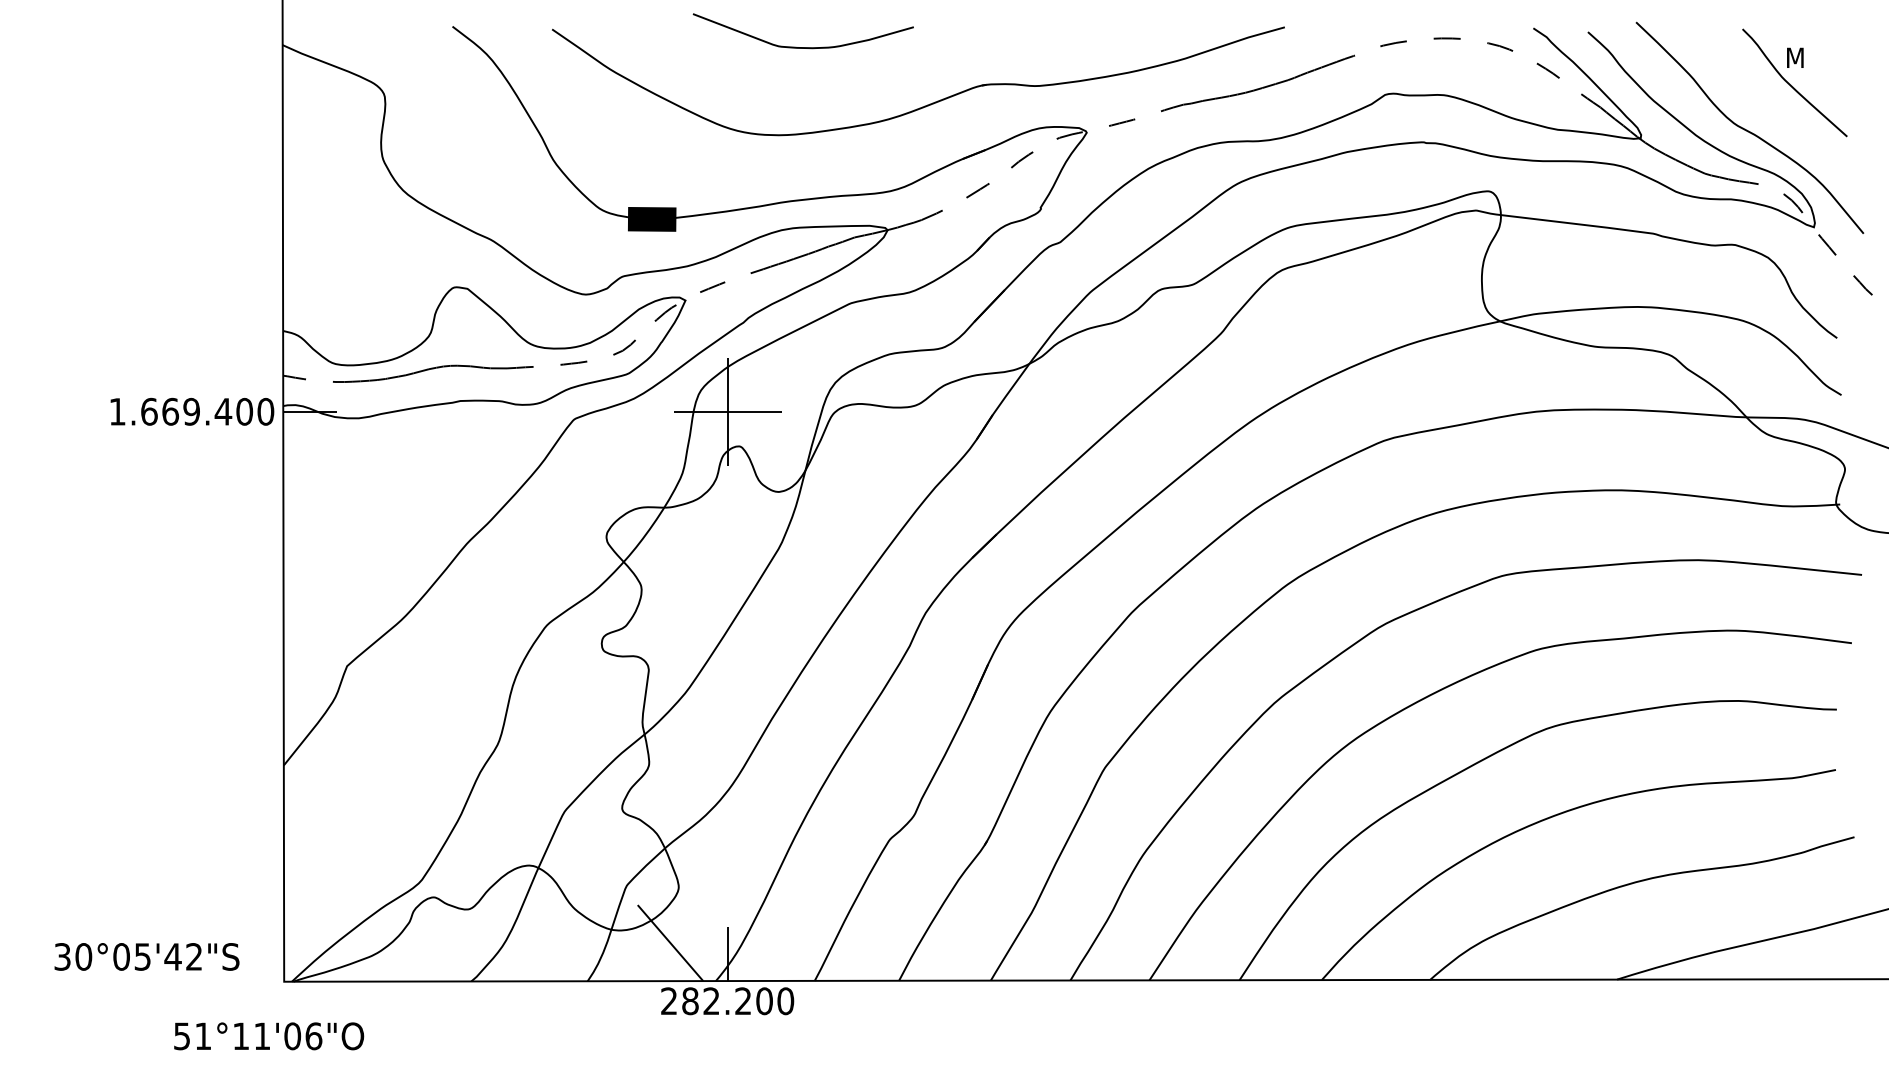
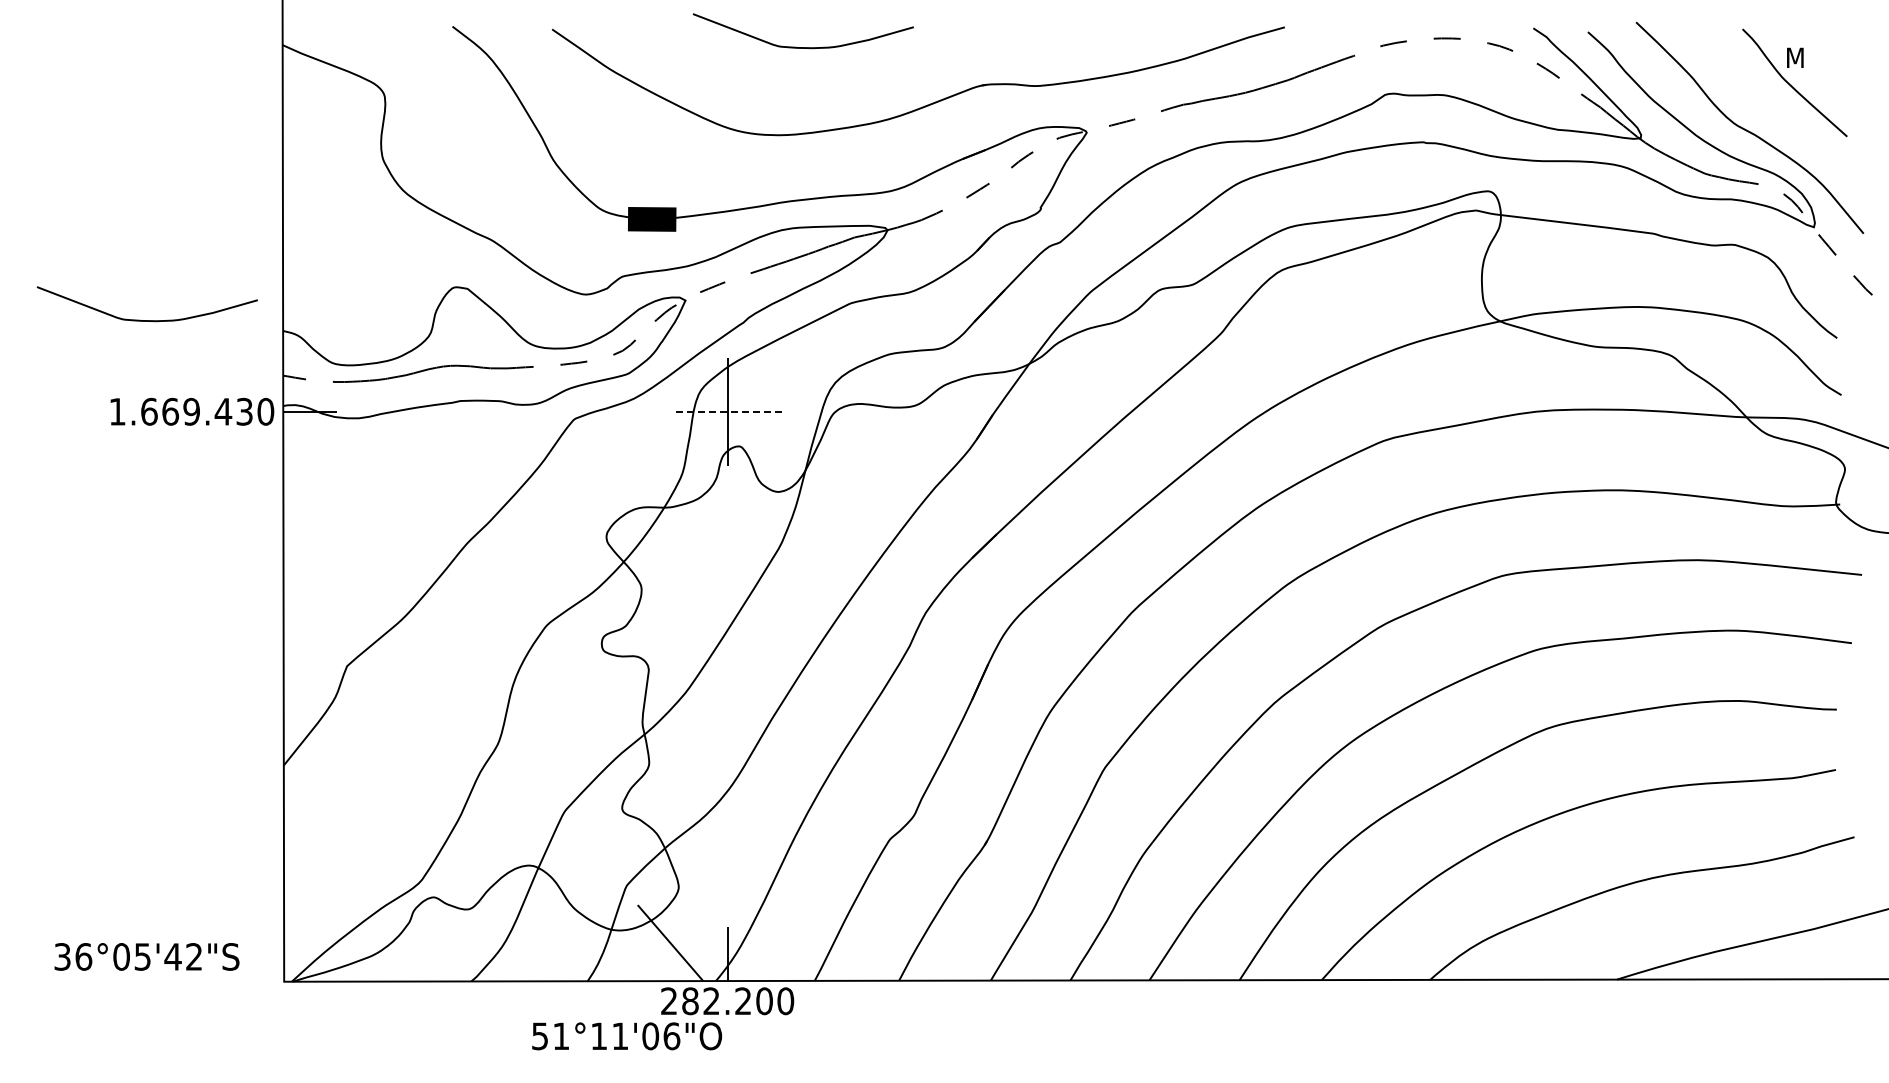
curve: none -> present (146, 320)
text: 1.669.400 -> 1.669.430 (244, 411)
line: solid -> dashed (727, 411)
text: 30°05'42"S -> 36°05'42"S (83, 956)
text position: (269, 1036) -> (627, 1036) (627, 1036)
